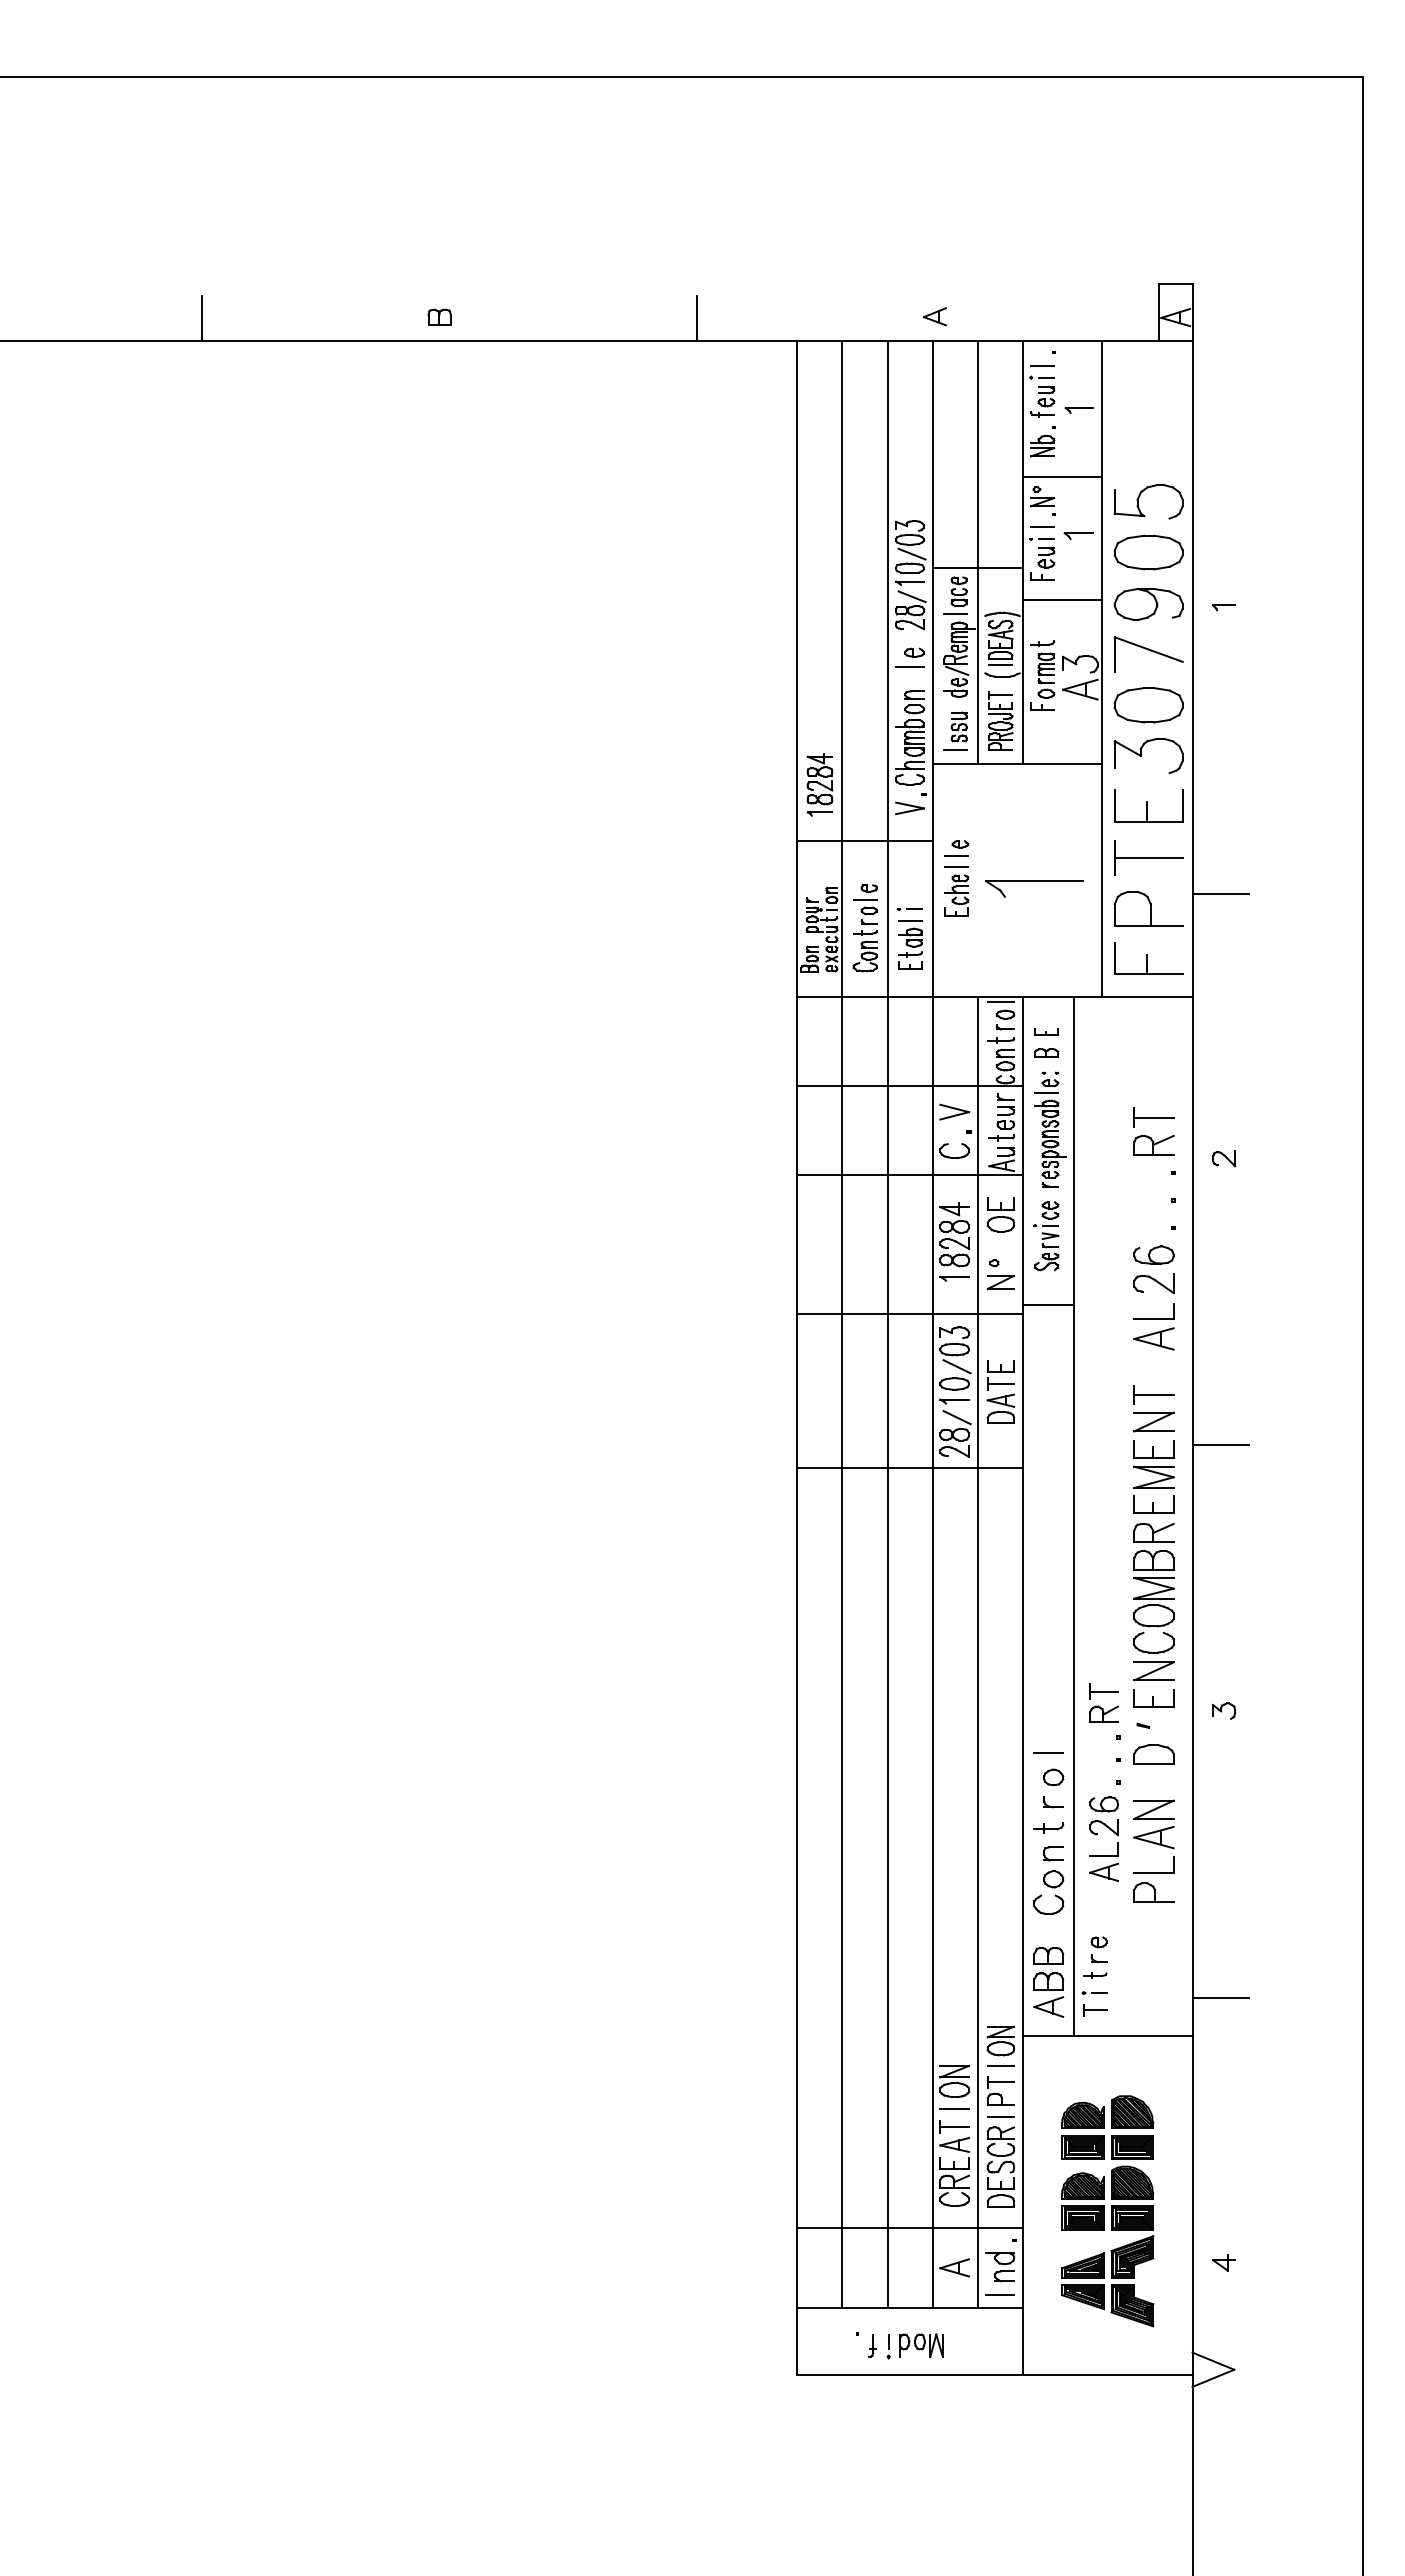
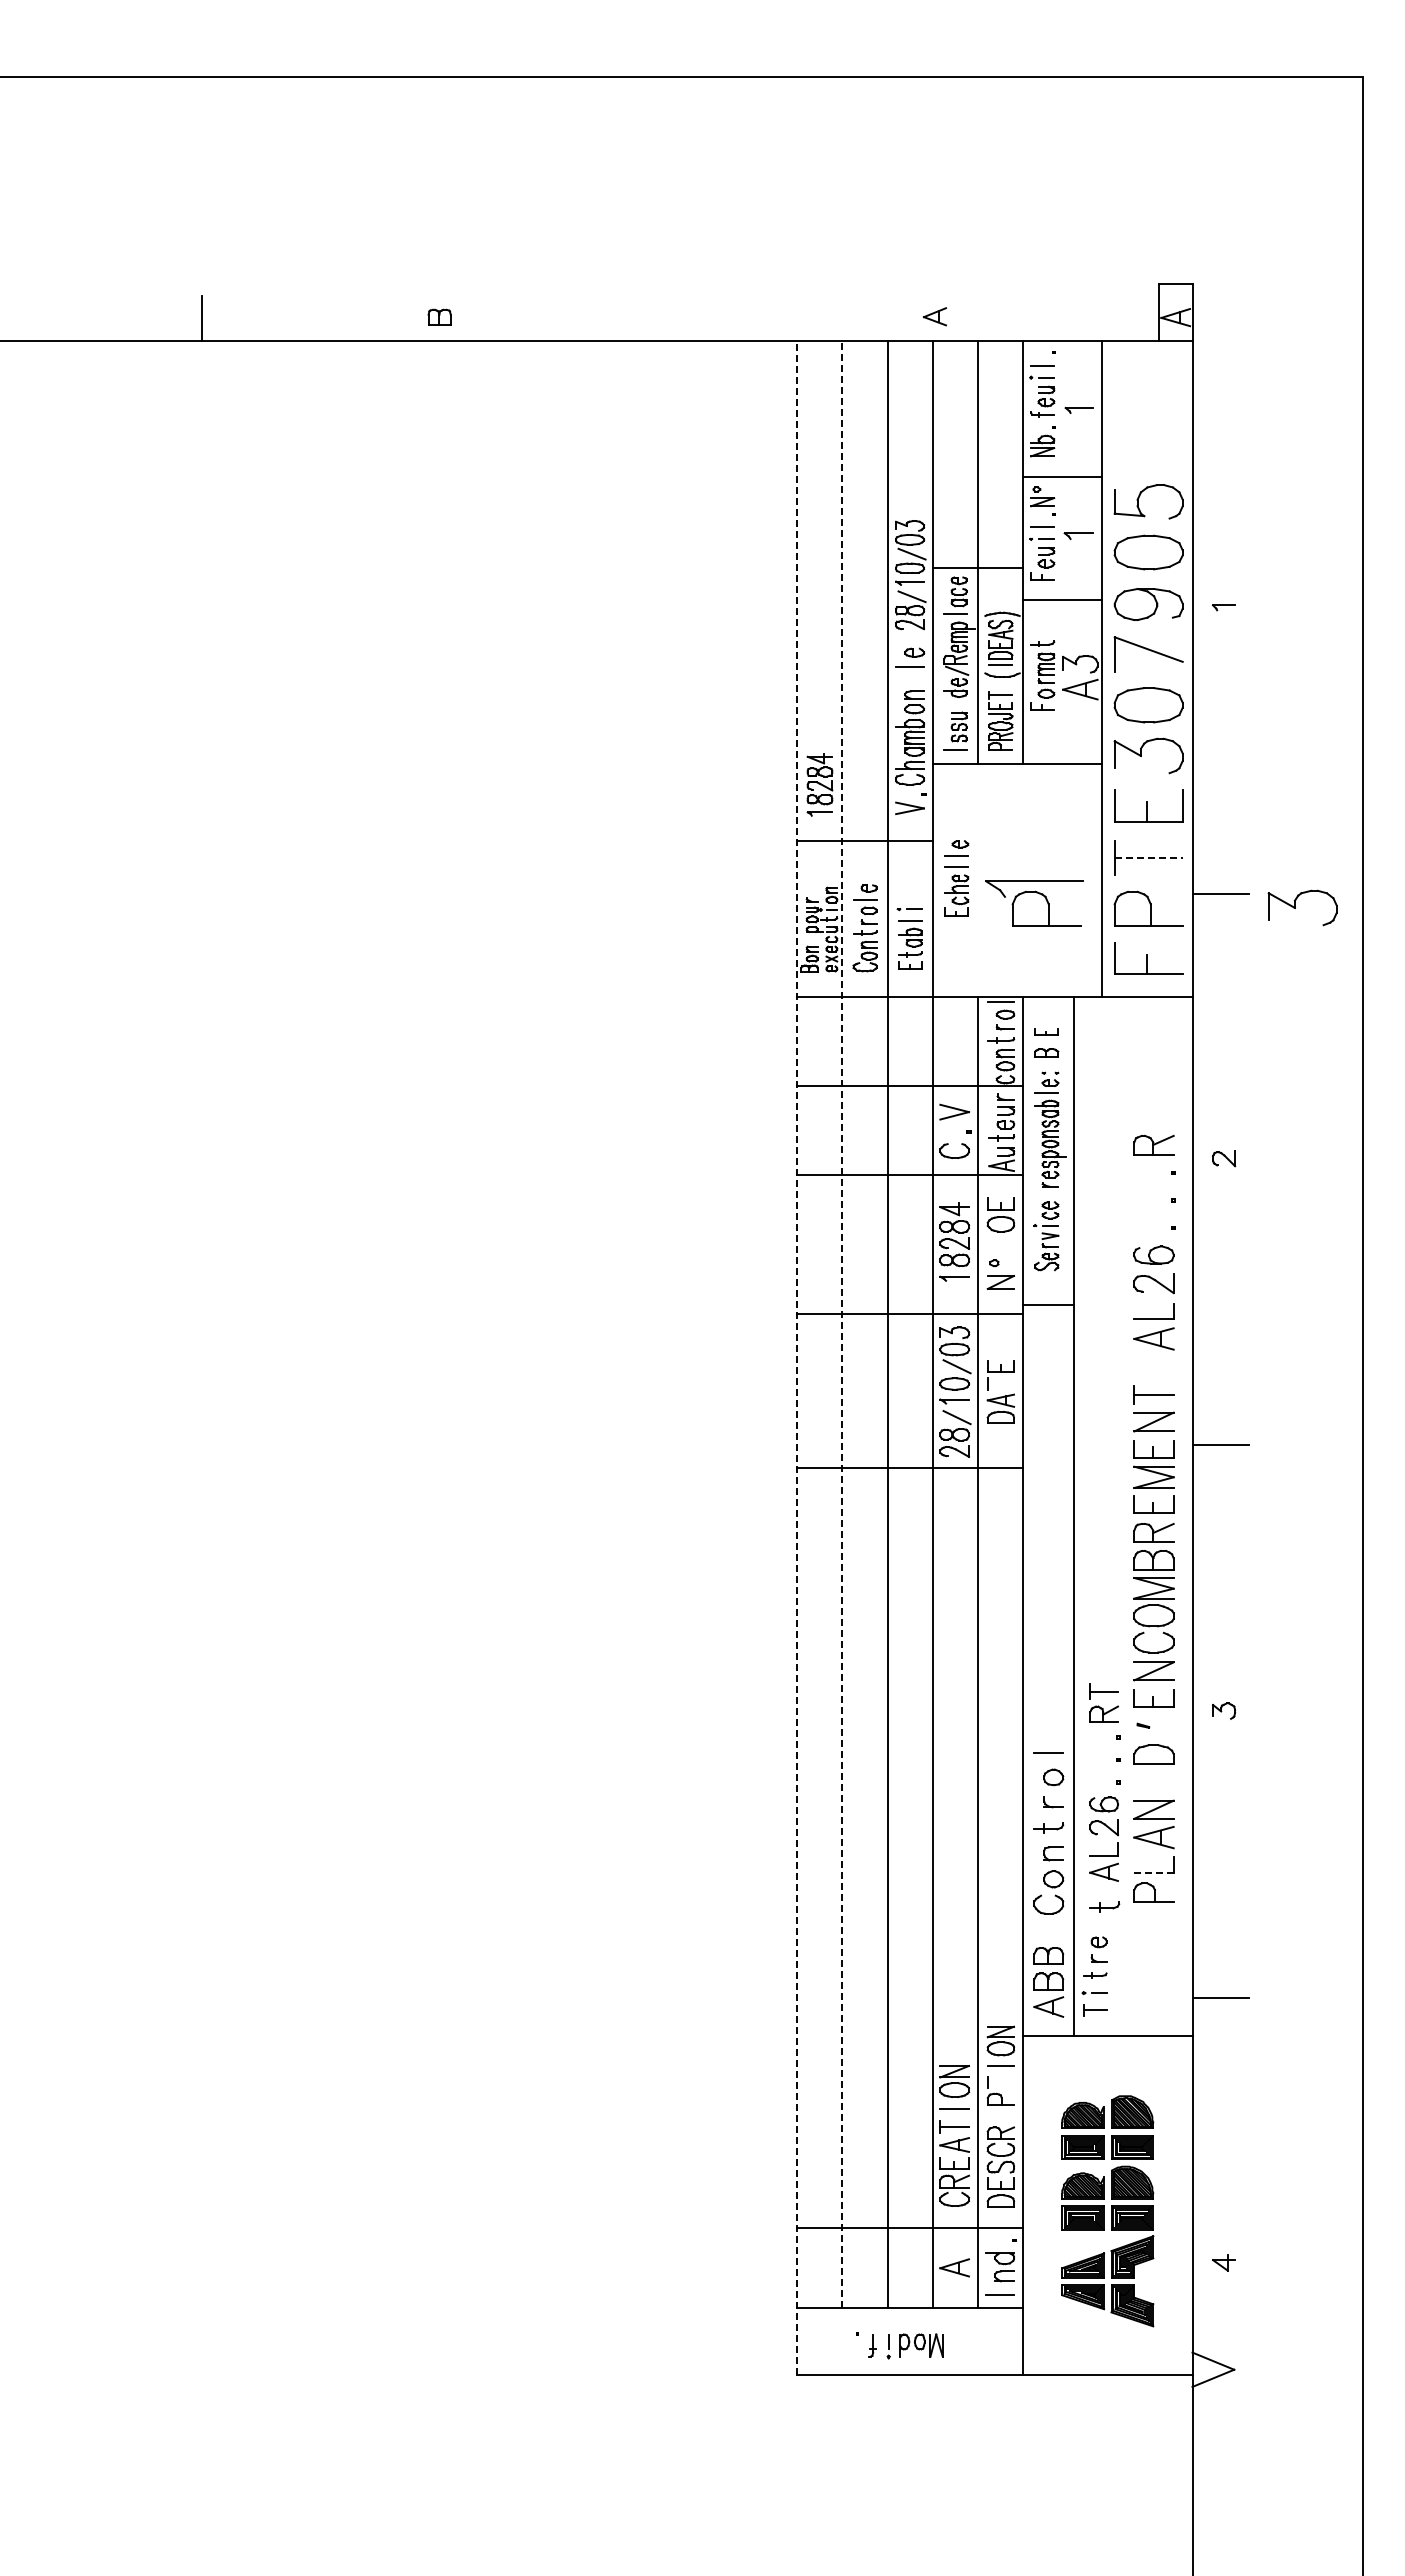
line: present -> none (697, 317)
line: solid -> dashed (1148, 857)
part: none -> present (1295, 907)
part: none -> present (1046, 908)
part: present -> none (1153, 1117)
line: solid -> dashed (842, 1323)
line: solid -> dashed (797, 1357)
line: present -> none (1000, 1384)
line: solid -> dashed (1154, 1872)
part: none -> present (1104, 1906)
line: present -> none (1000, 2082)
line: present -> none (1000, 2116)
